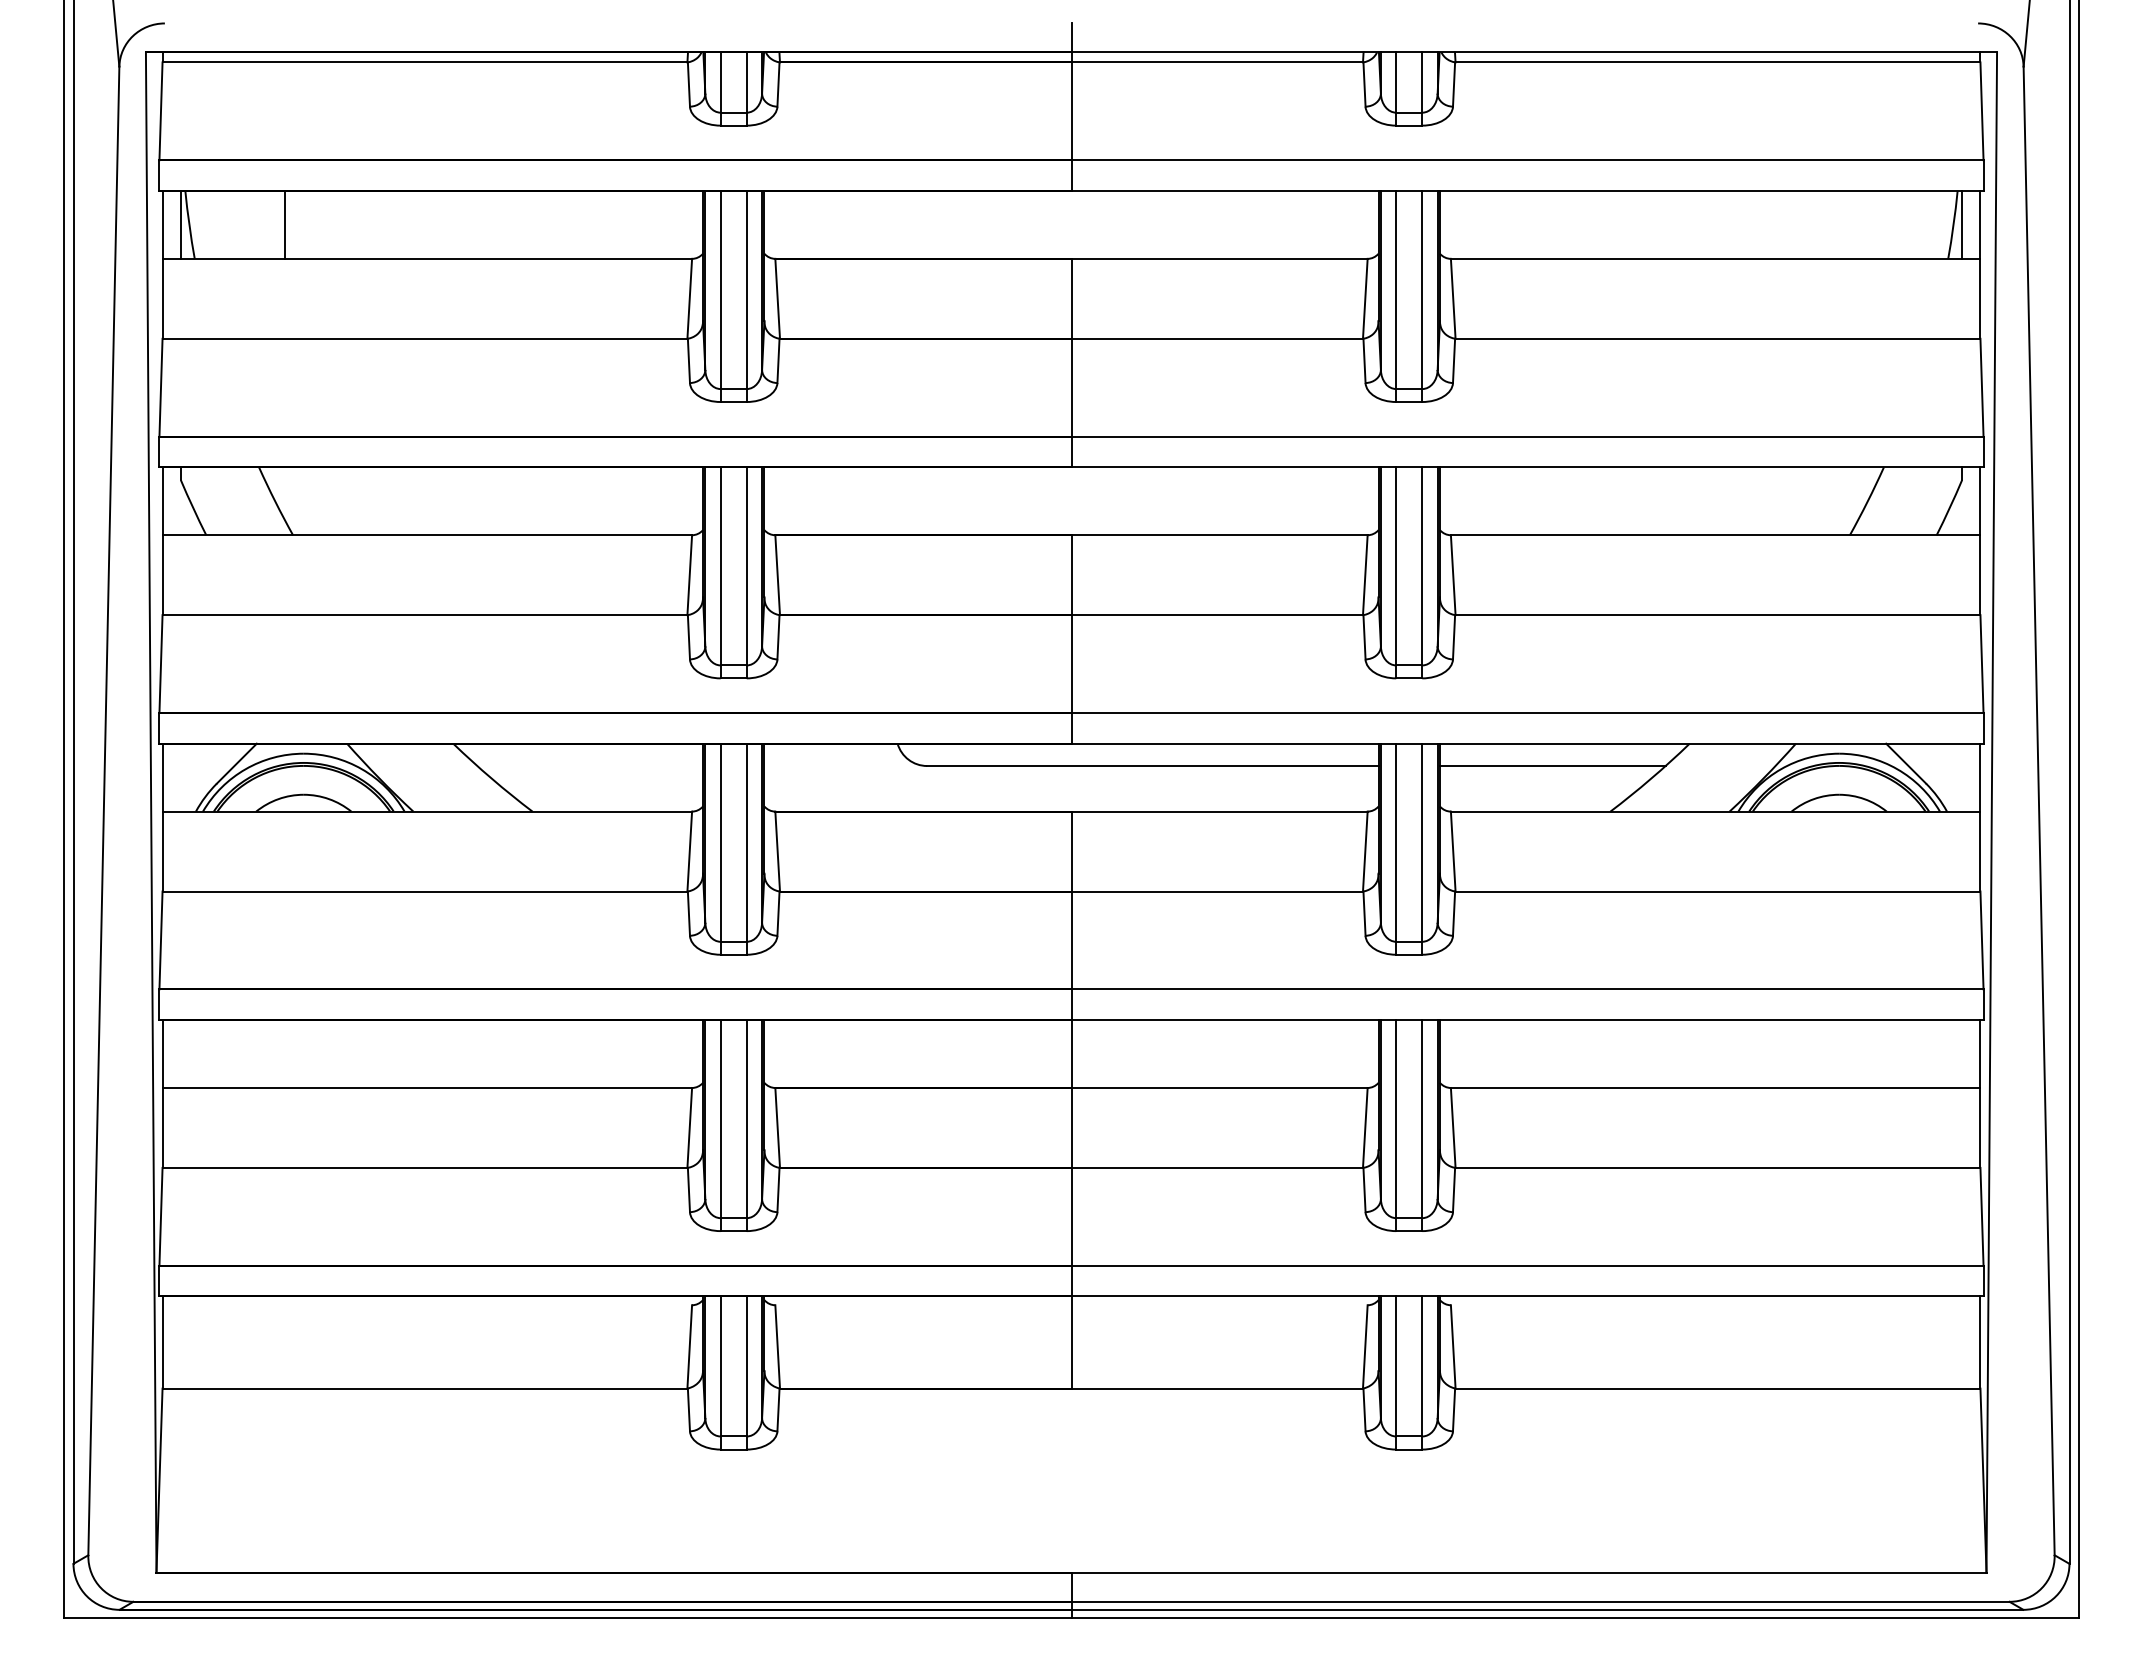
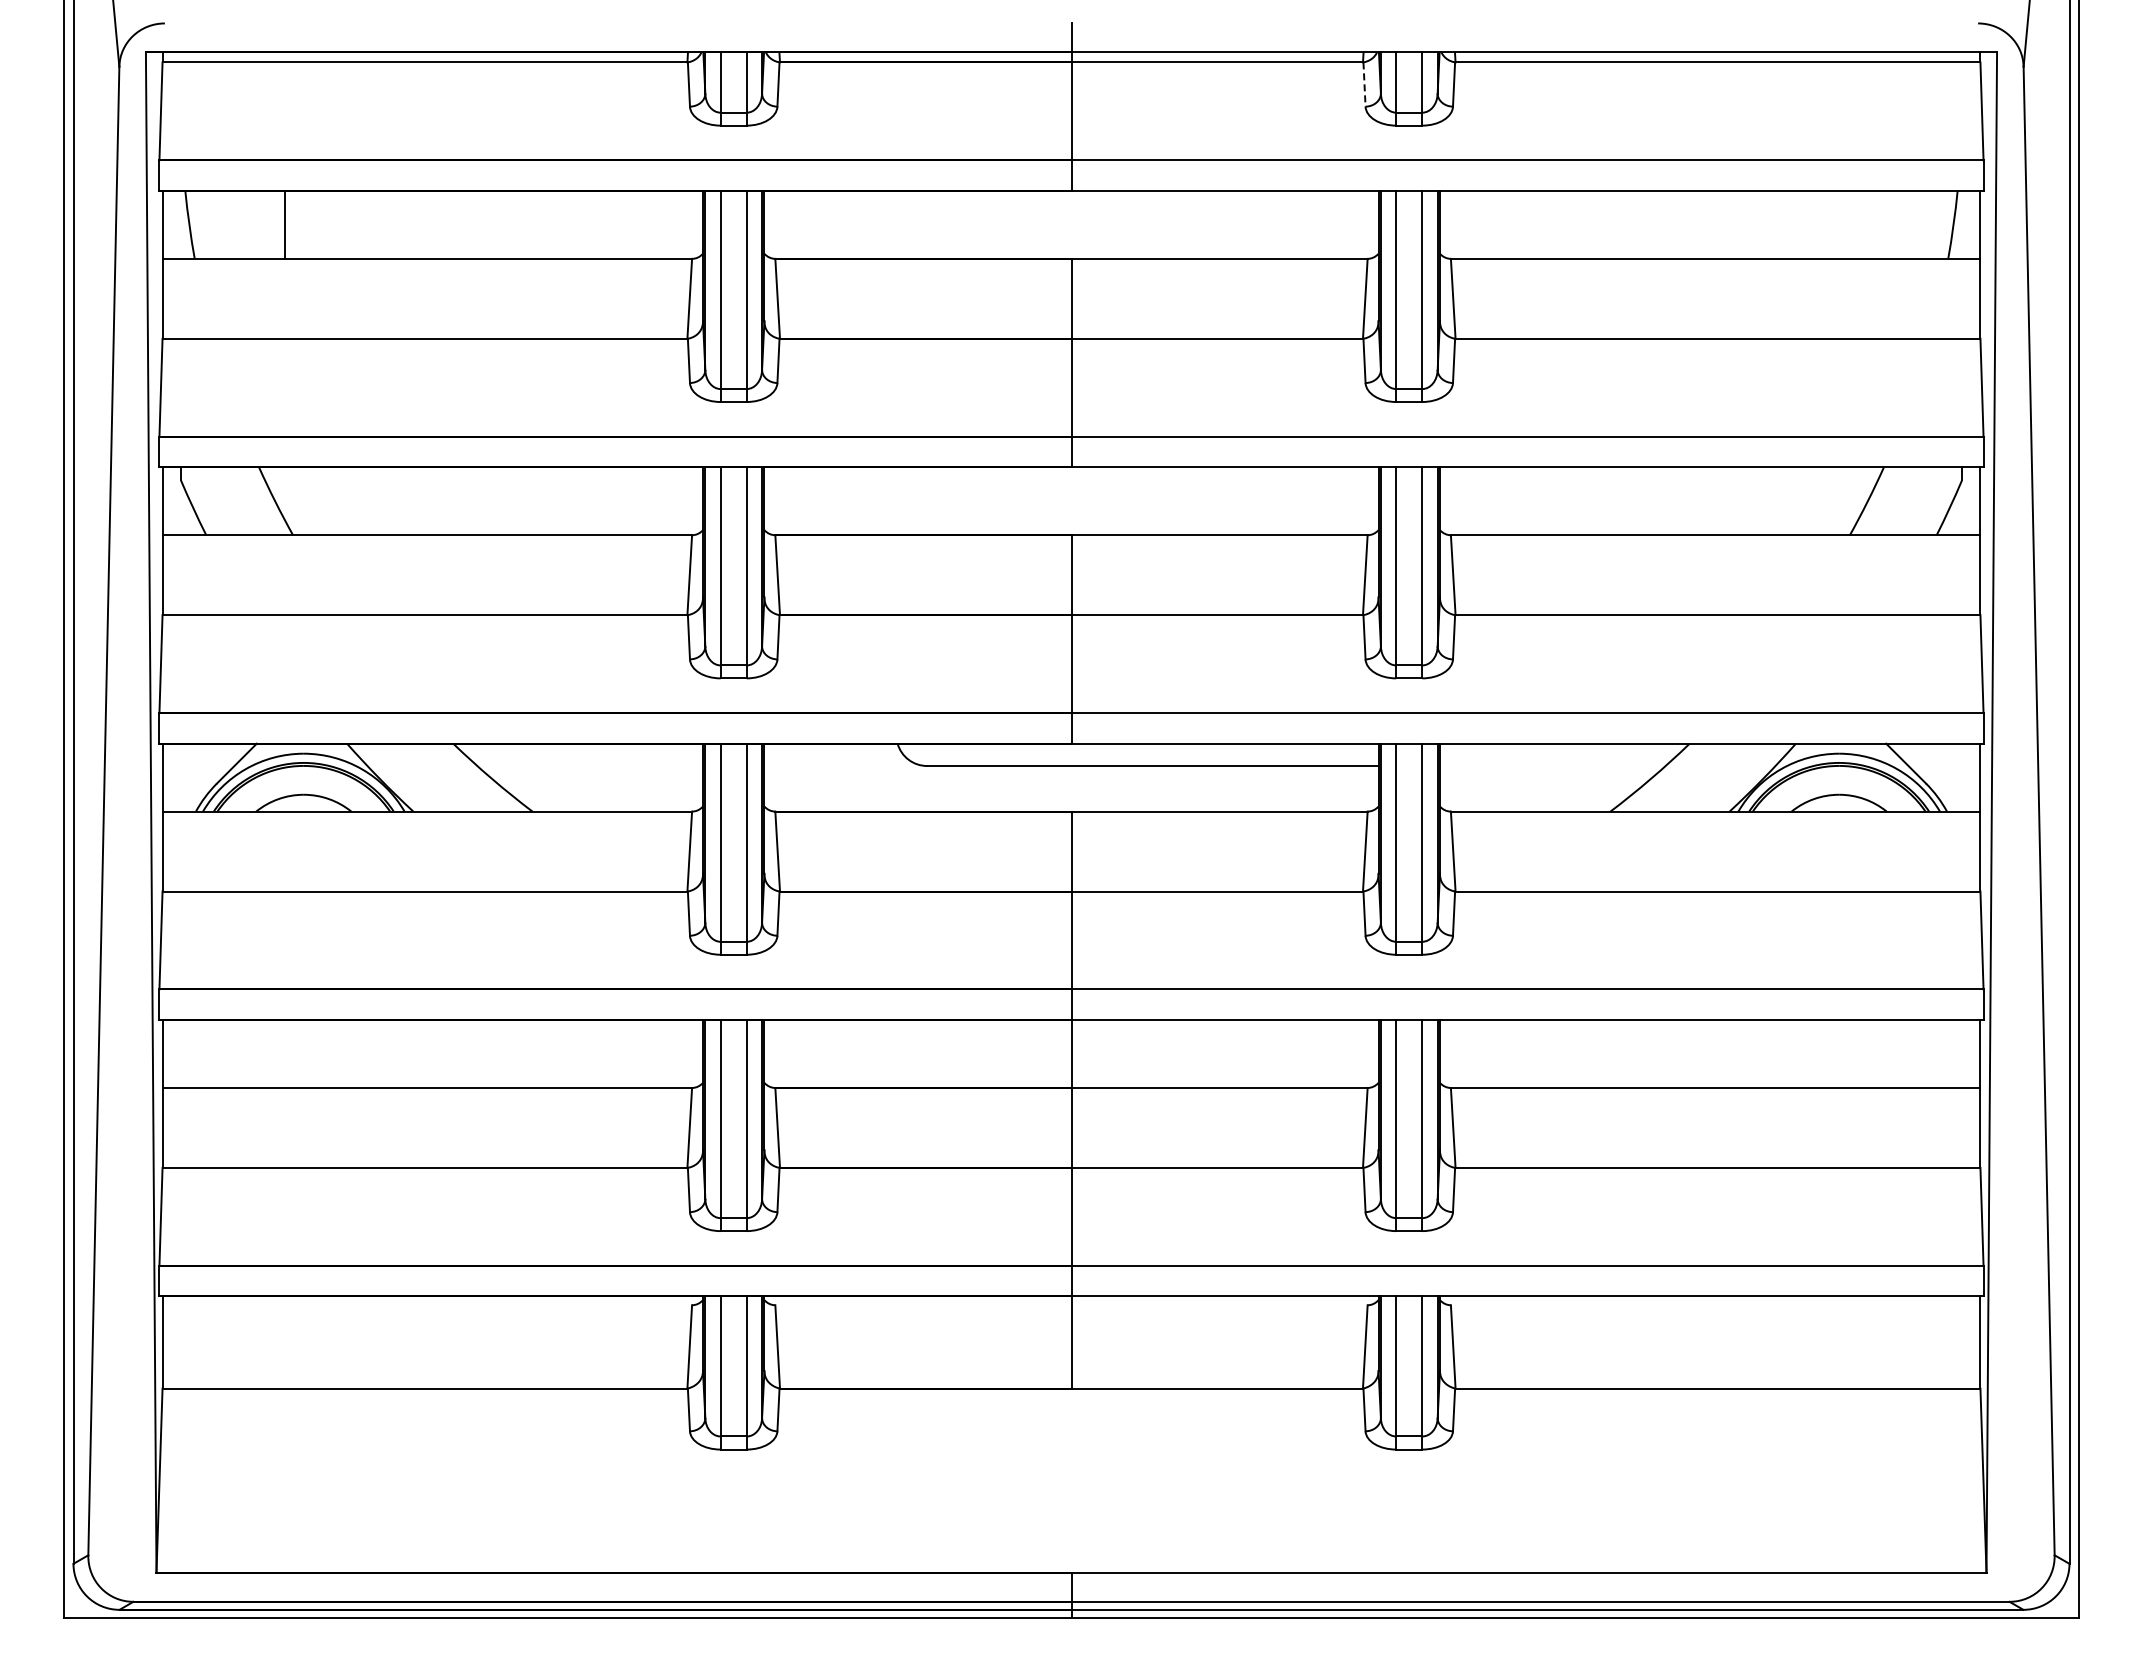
line: solid -> dashed (1364, 85)
line: present -> none (180, 224)
line: present -> none (1962, 224)
line: present -> none (1552, 766)
